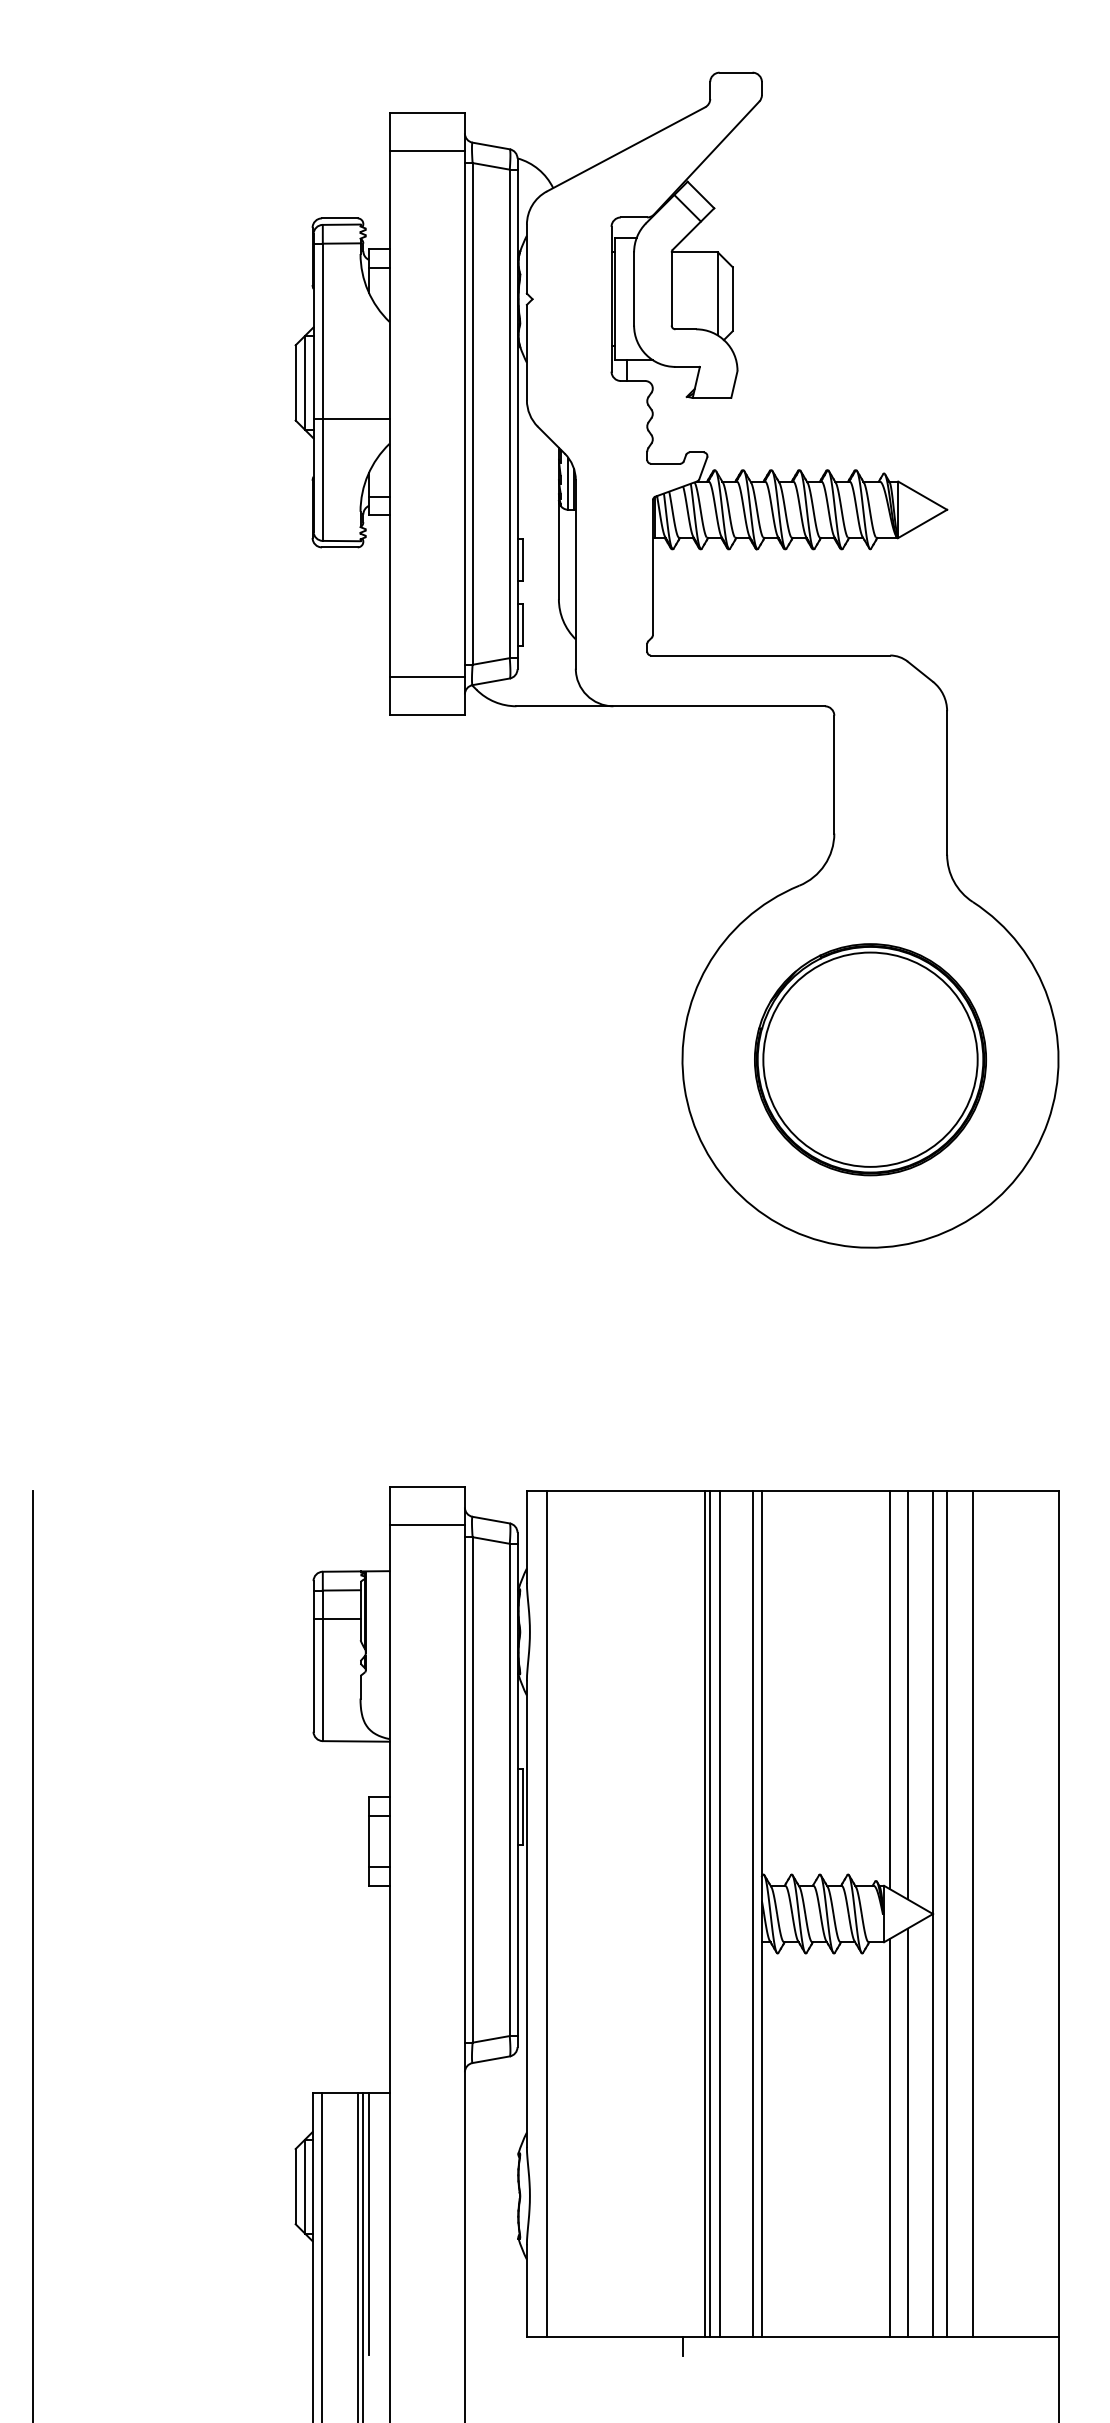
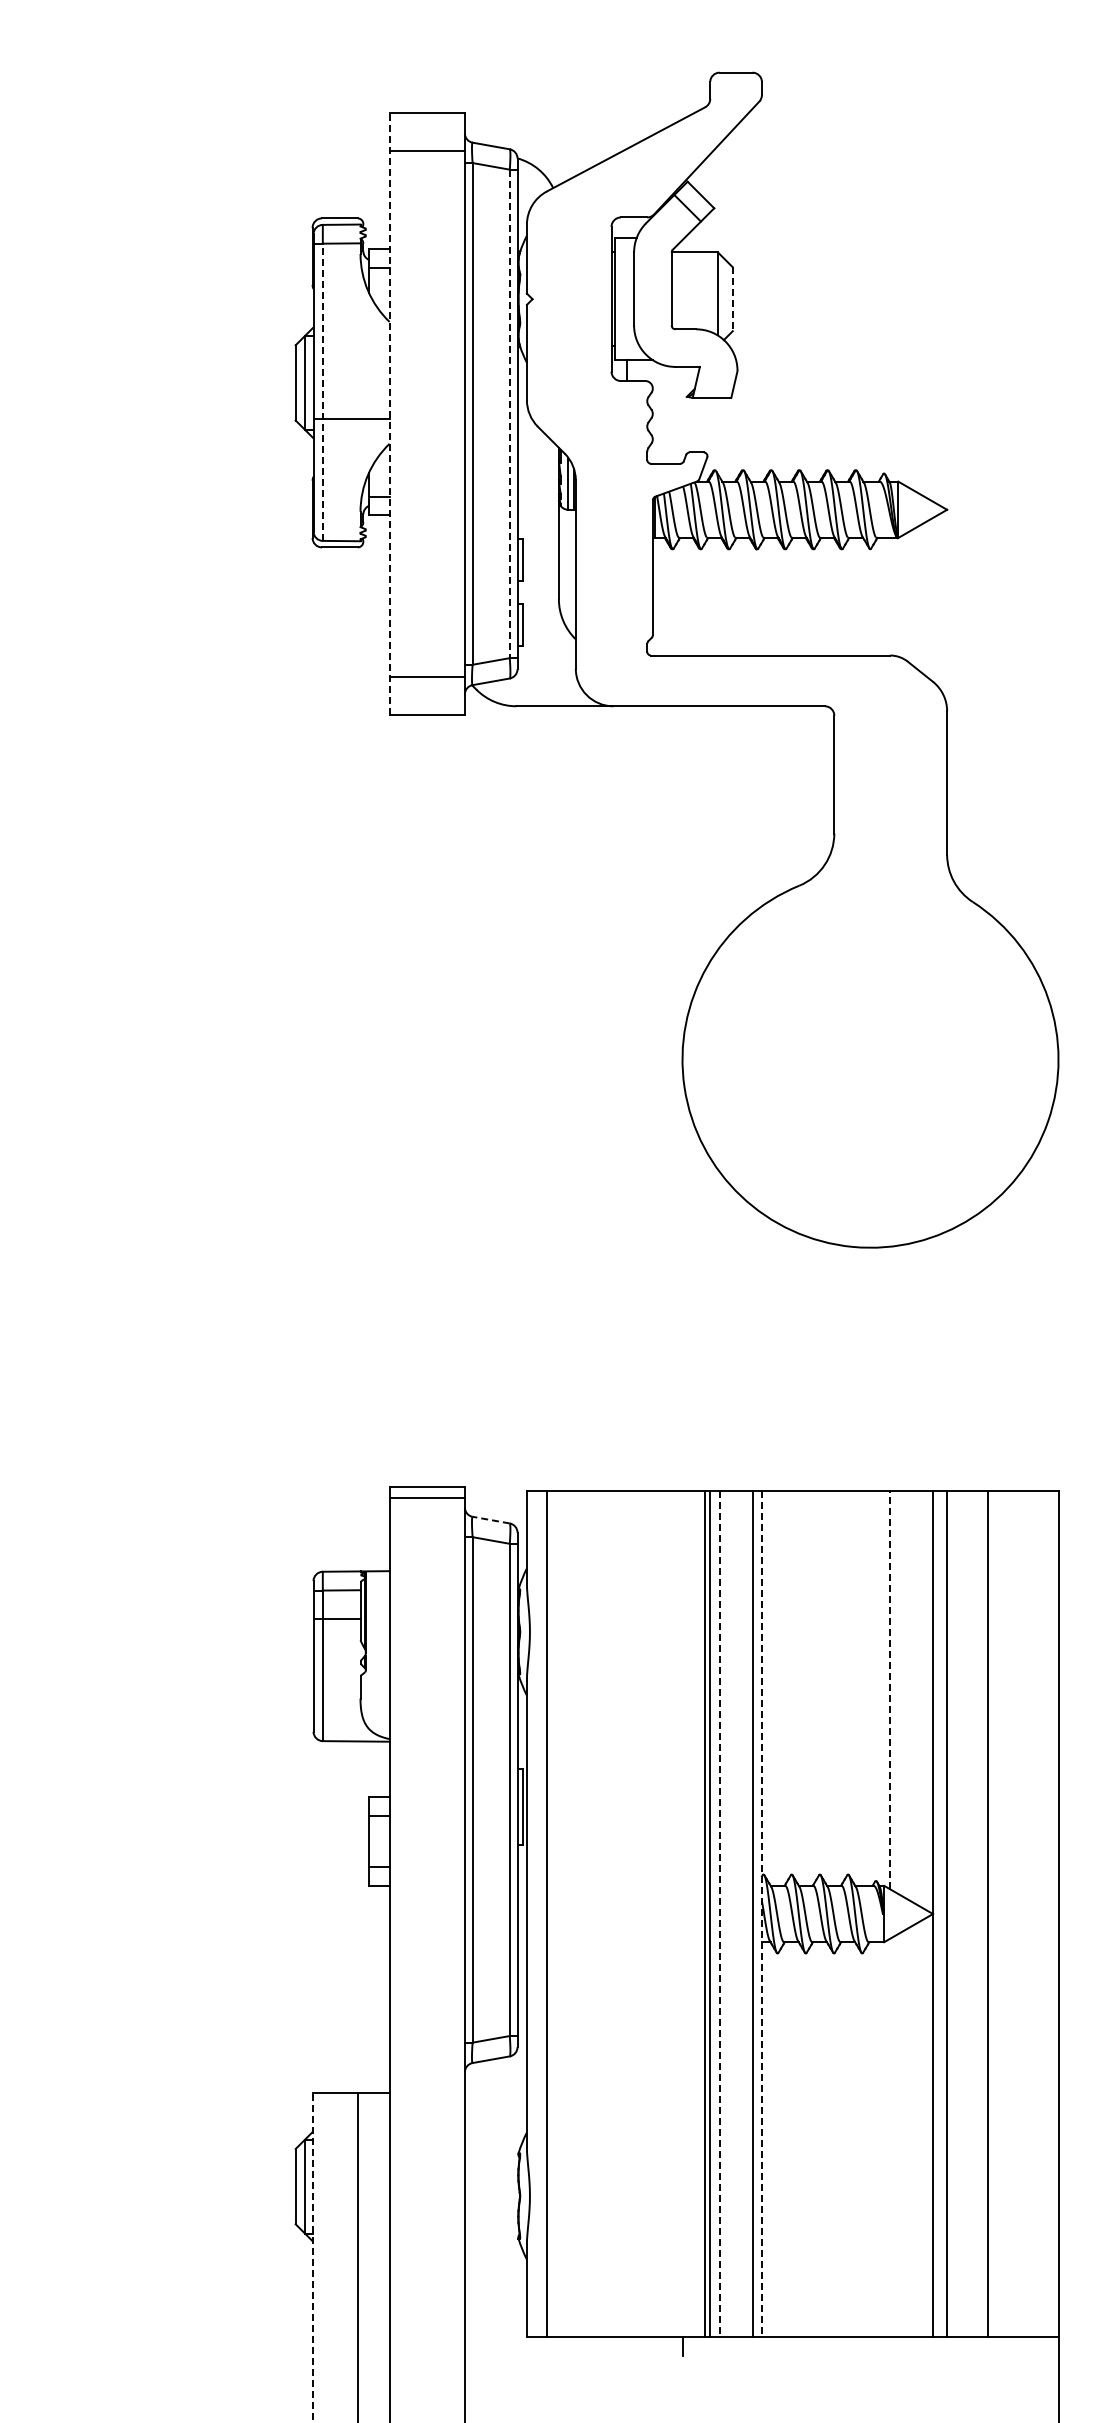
line: solid -> dashed (732, 299)
line: solid -> dashed (322, 392)
line: solid -> dashed (389, 413)
line: solid -> dashed (509, 414)
part: present -> none (870, 1059)
line: solid -> dashed (491, 1520)
line position: (426, 1524) -> (426, 1497) (426, 1497)
line: solid -> dashed (890, 1689)
line: present -> none (907, 1695)
line: solid -> dashed (719, 1914)
line: solid -> dashed (761, 1914)
line position: (972, 1914) -> (987, 1914) (987, 1914)
line: present -> none (33, 1955)
line: present -> none (907, 2132)
line: present -> none (890, 2137)
line: present -> none (369, 2223)
line: present -> none (321, 2255)
line: present -> none (363, 2255)
line: solid -> dashed (312, 2257)
